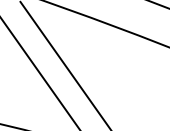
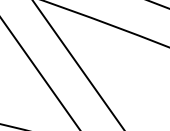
line position: (65, 64) -> (78, 64) (78, 64)
